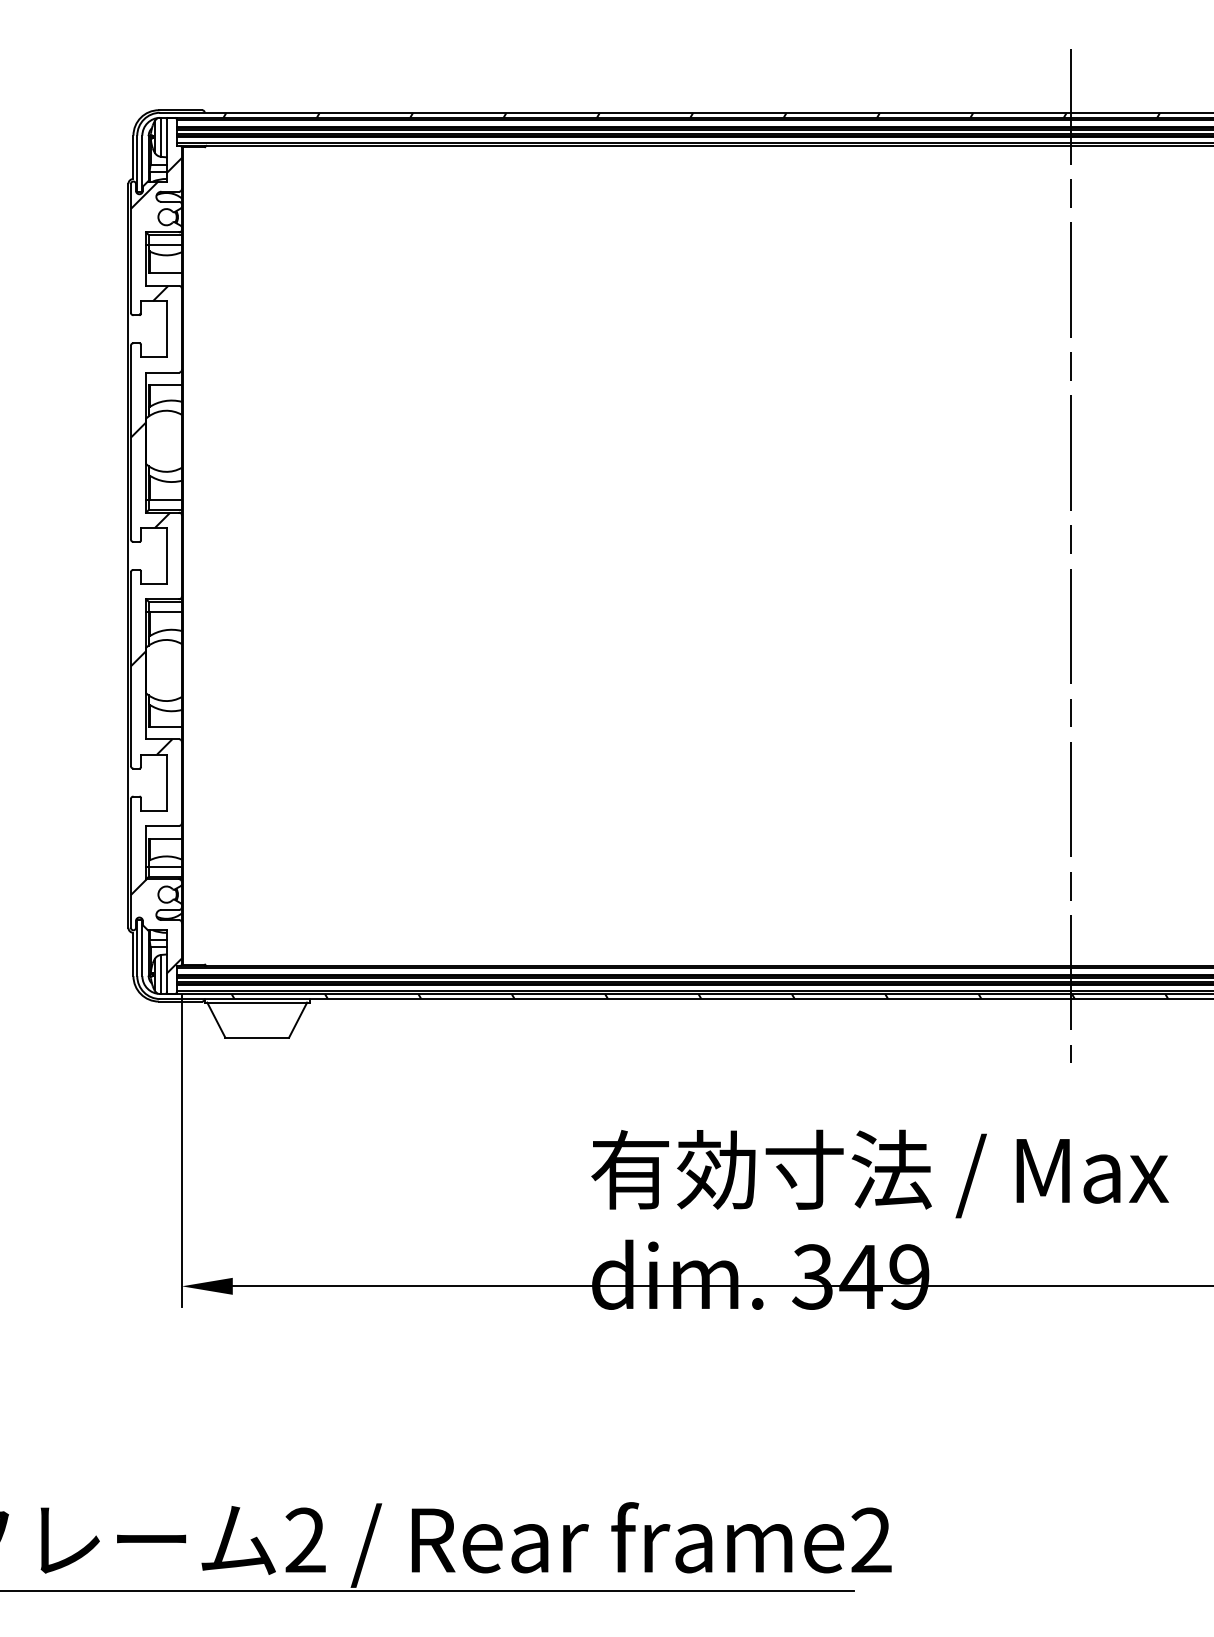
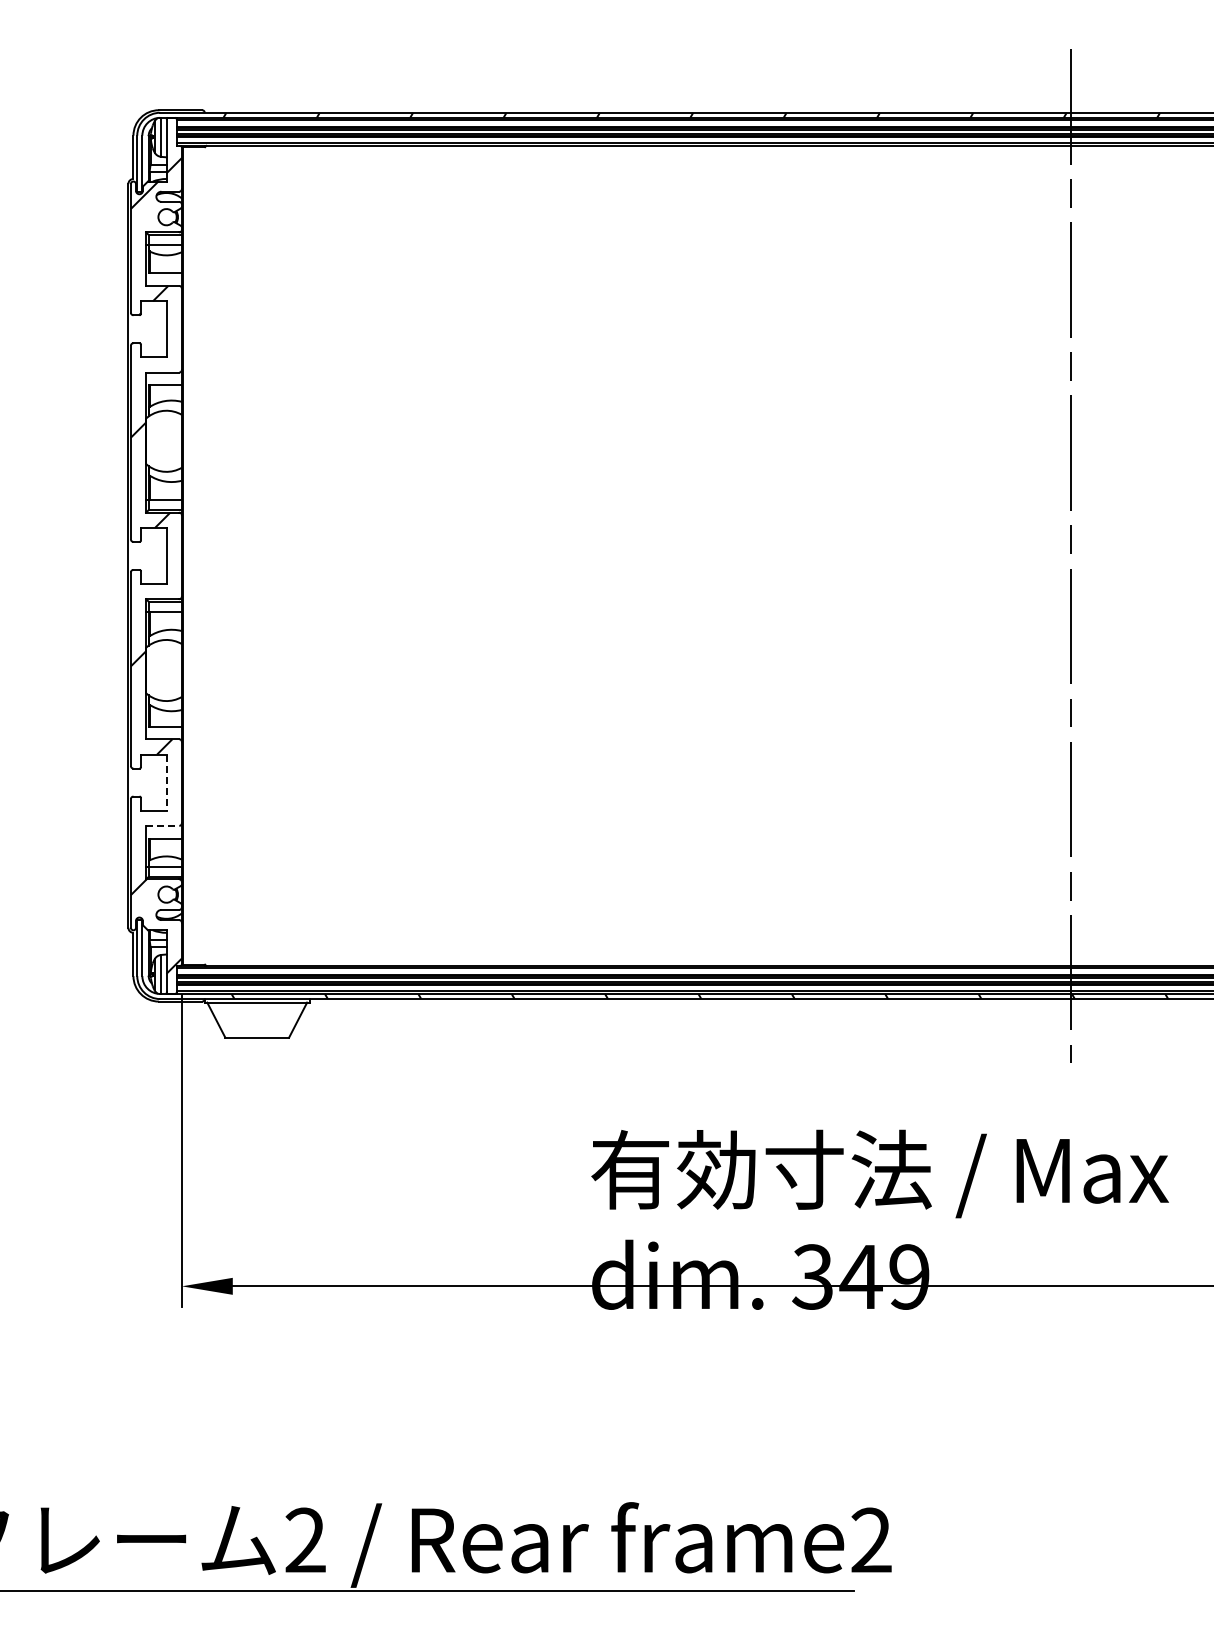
line: solid -> dashed (166, 783)
line: solid -> dashed (162, 825)
